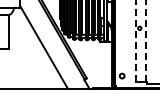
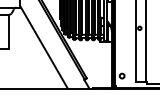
line: dashed -> solid (136, 40)
line: dashed -> solid (145, 40)
